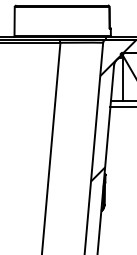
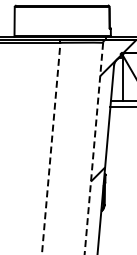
line: solid -> dashed (51, 148)
line: solid -> dashed (93, 149)
